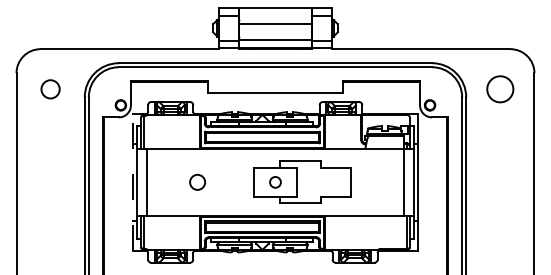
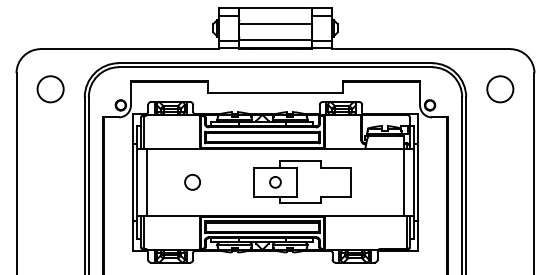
circle size: 21x21 px -> 29x29 px (50, 89)
line: dashed -> solid (132, 181)
circle position: (197, 182) -> (192, 182) (192, 182)
